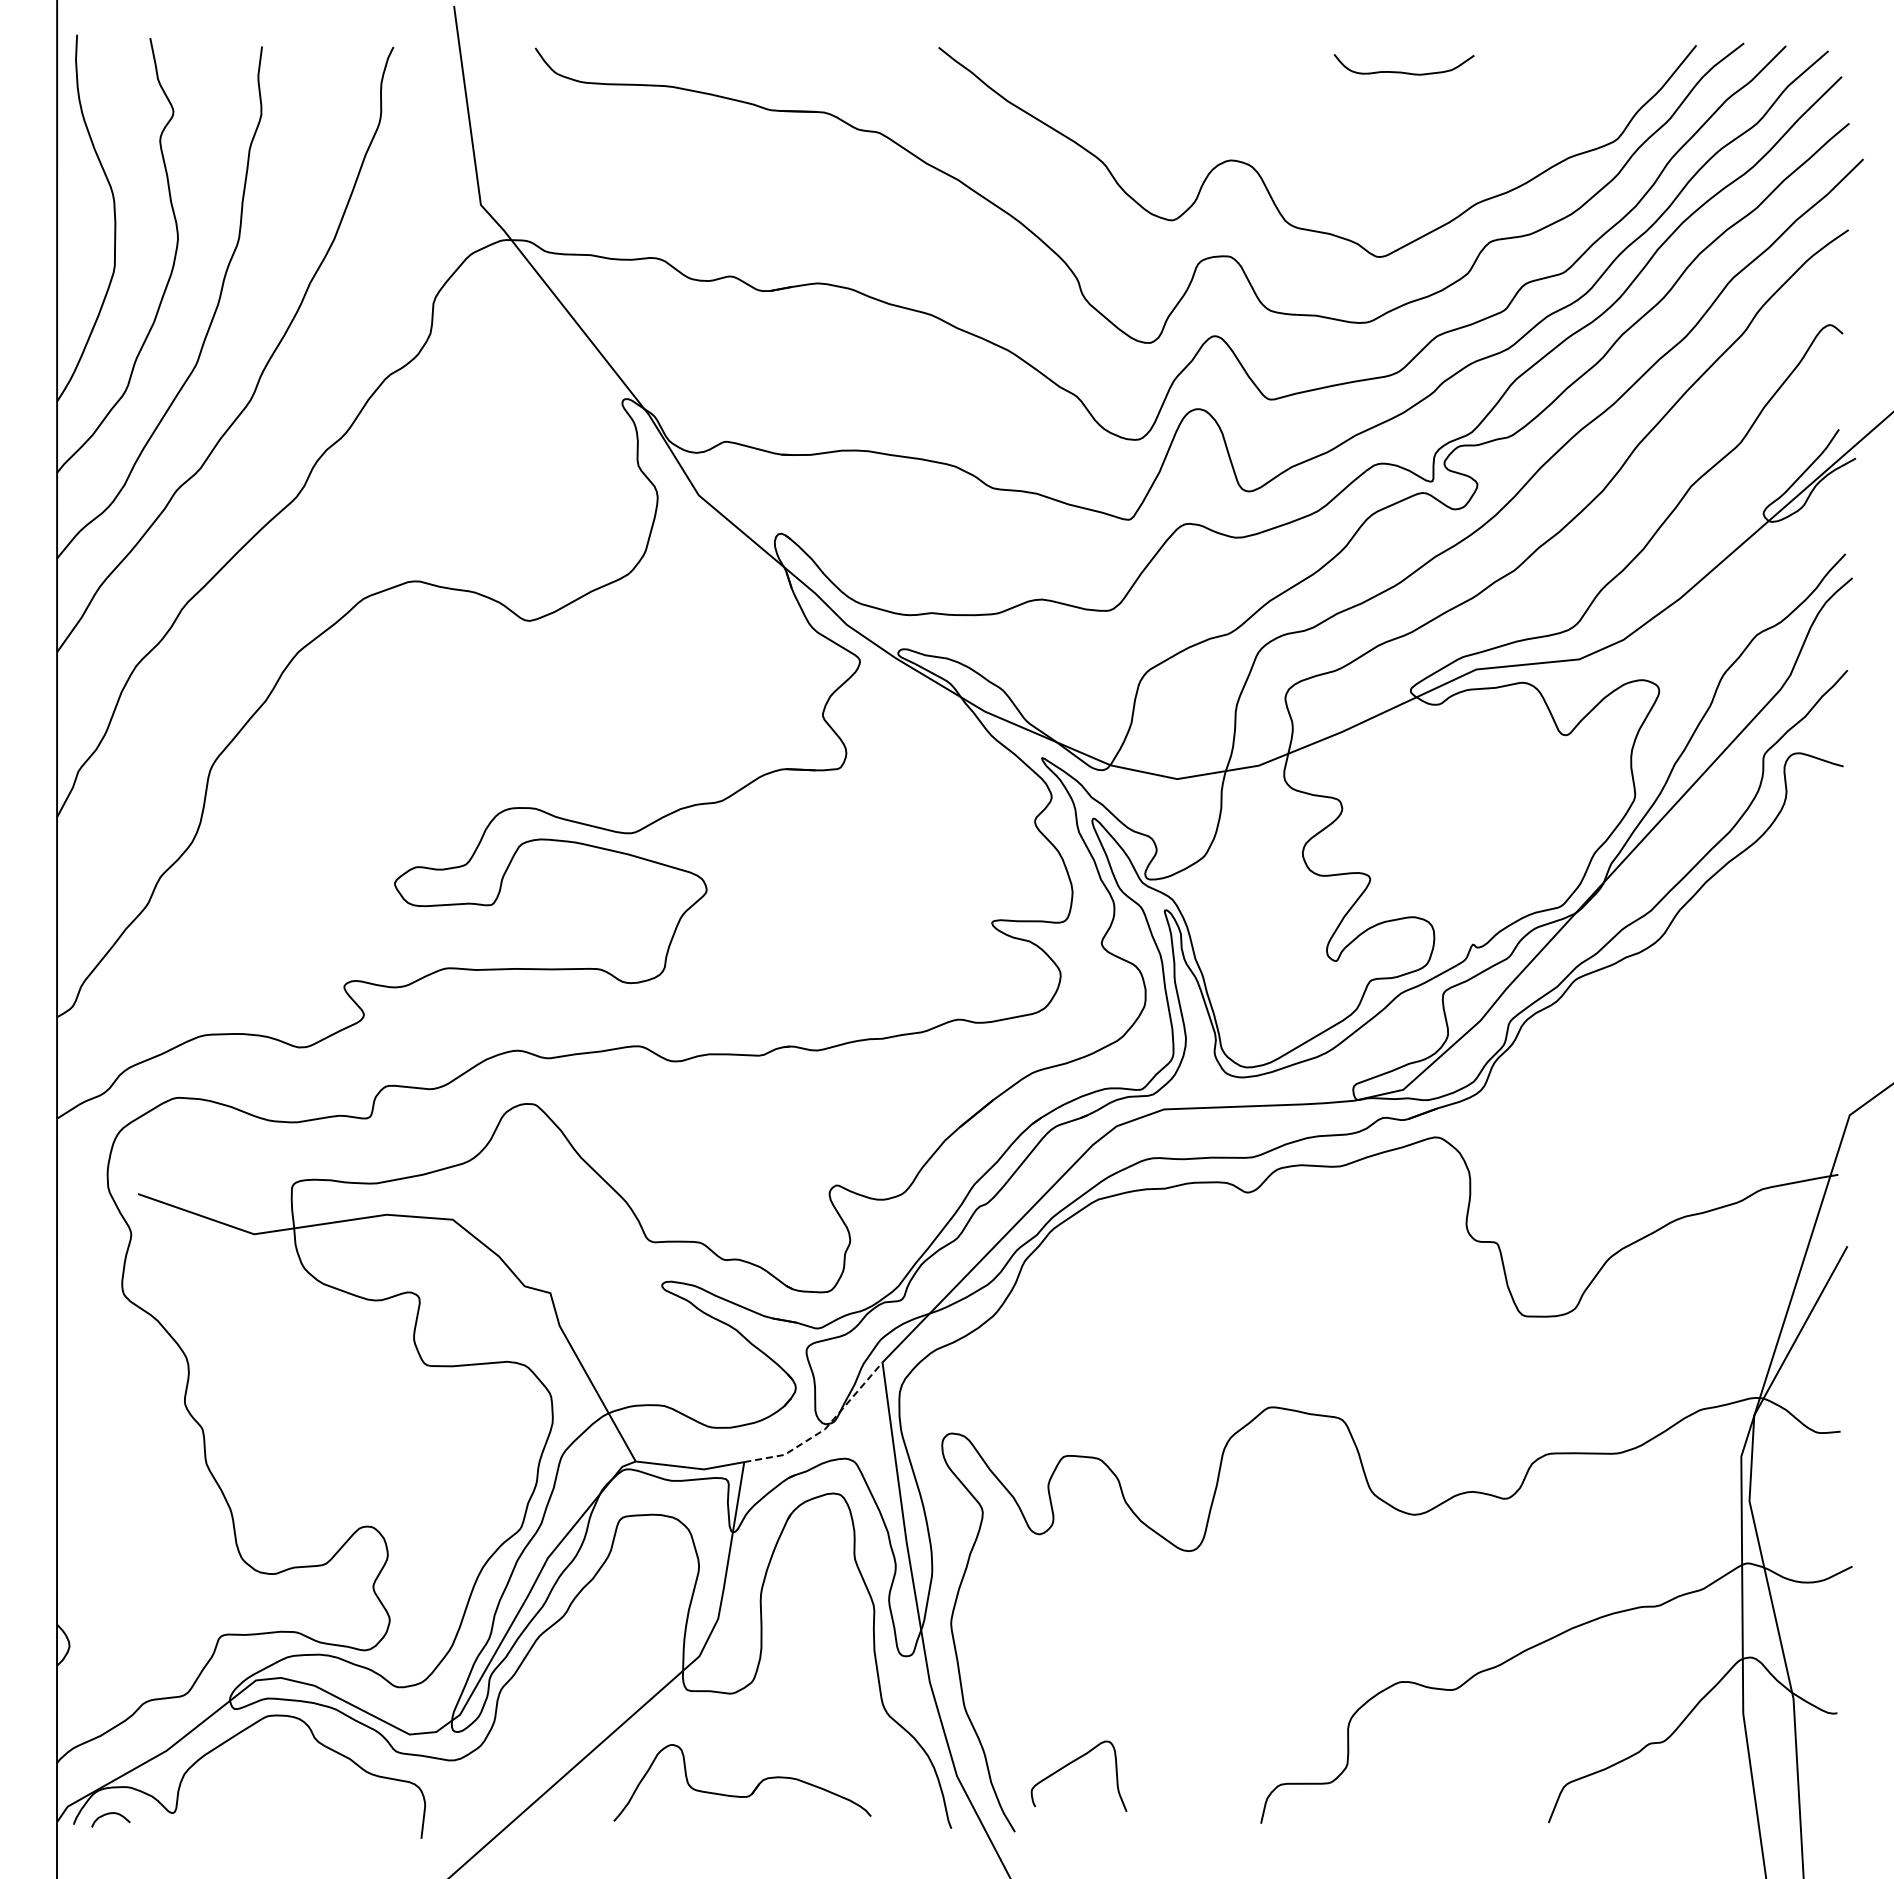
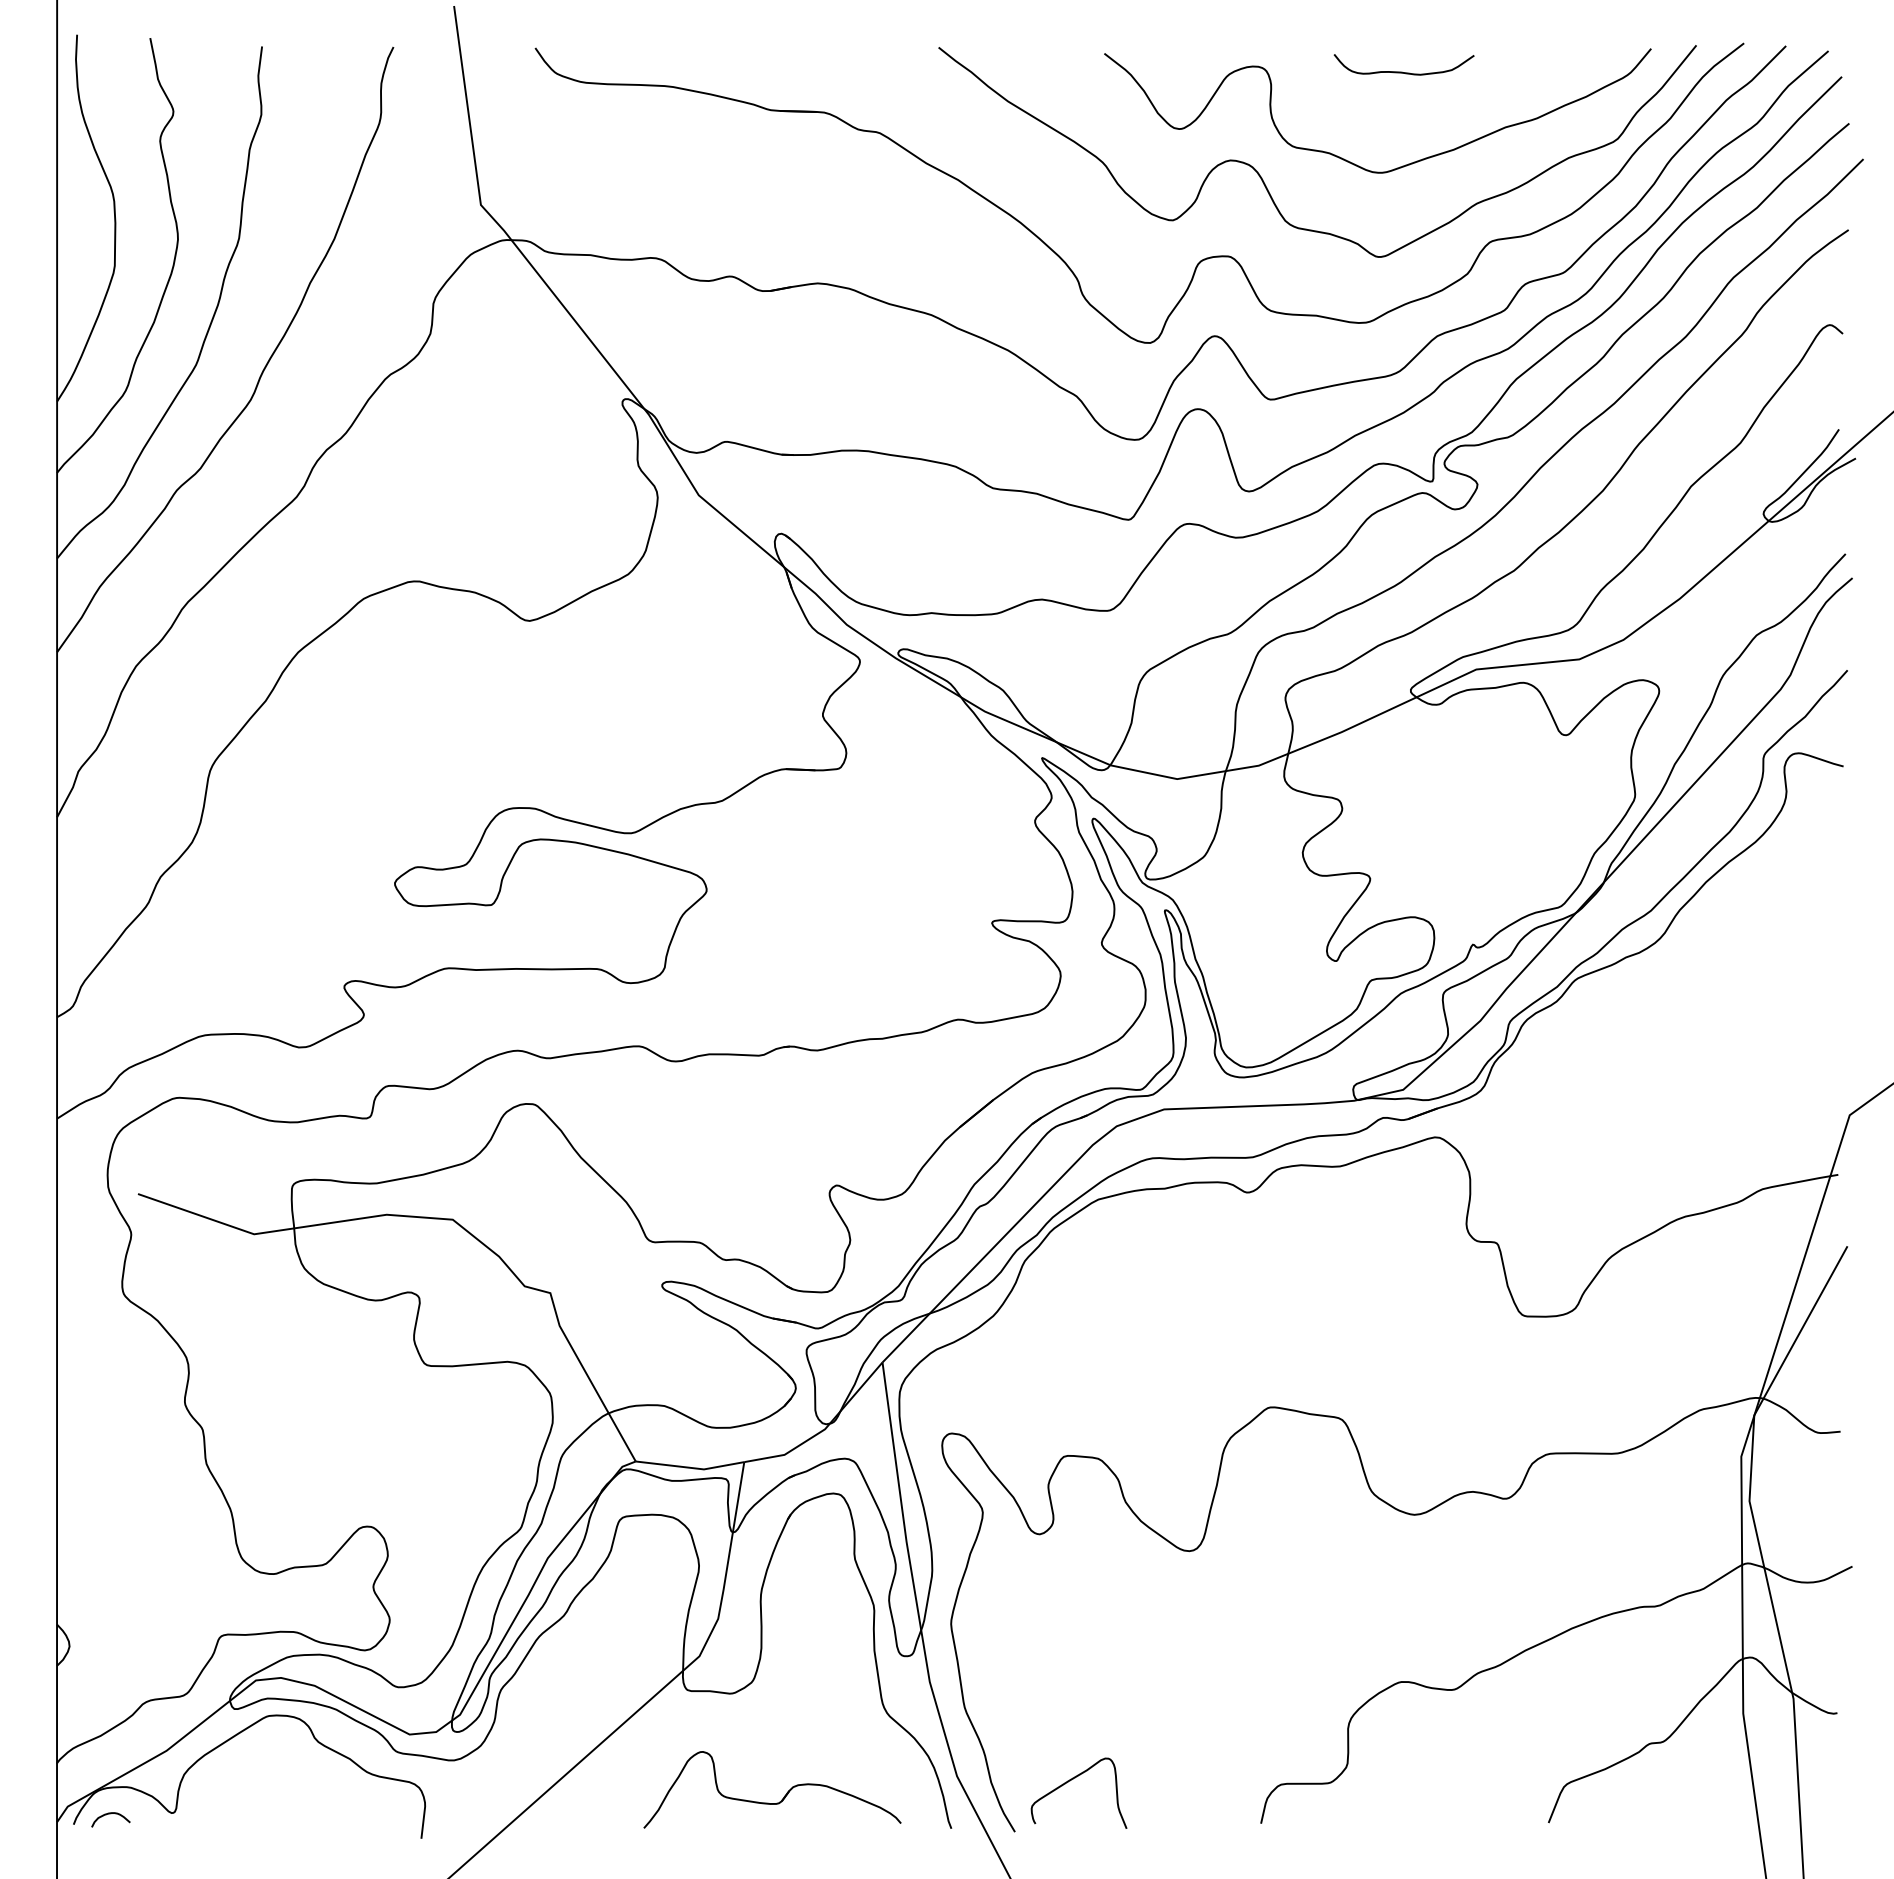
curve: none -> present (1352, 162)
line: dashed -> solid (825, 1429)
curve position: (1070, 1764) -> (1070, 1781) (1070, 1781)
part position: (754, 1788) -> (784, 1795) (784, 1795)
